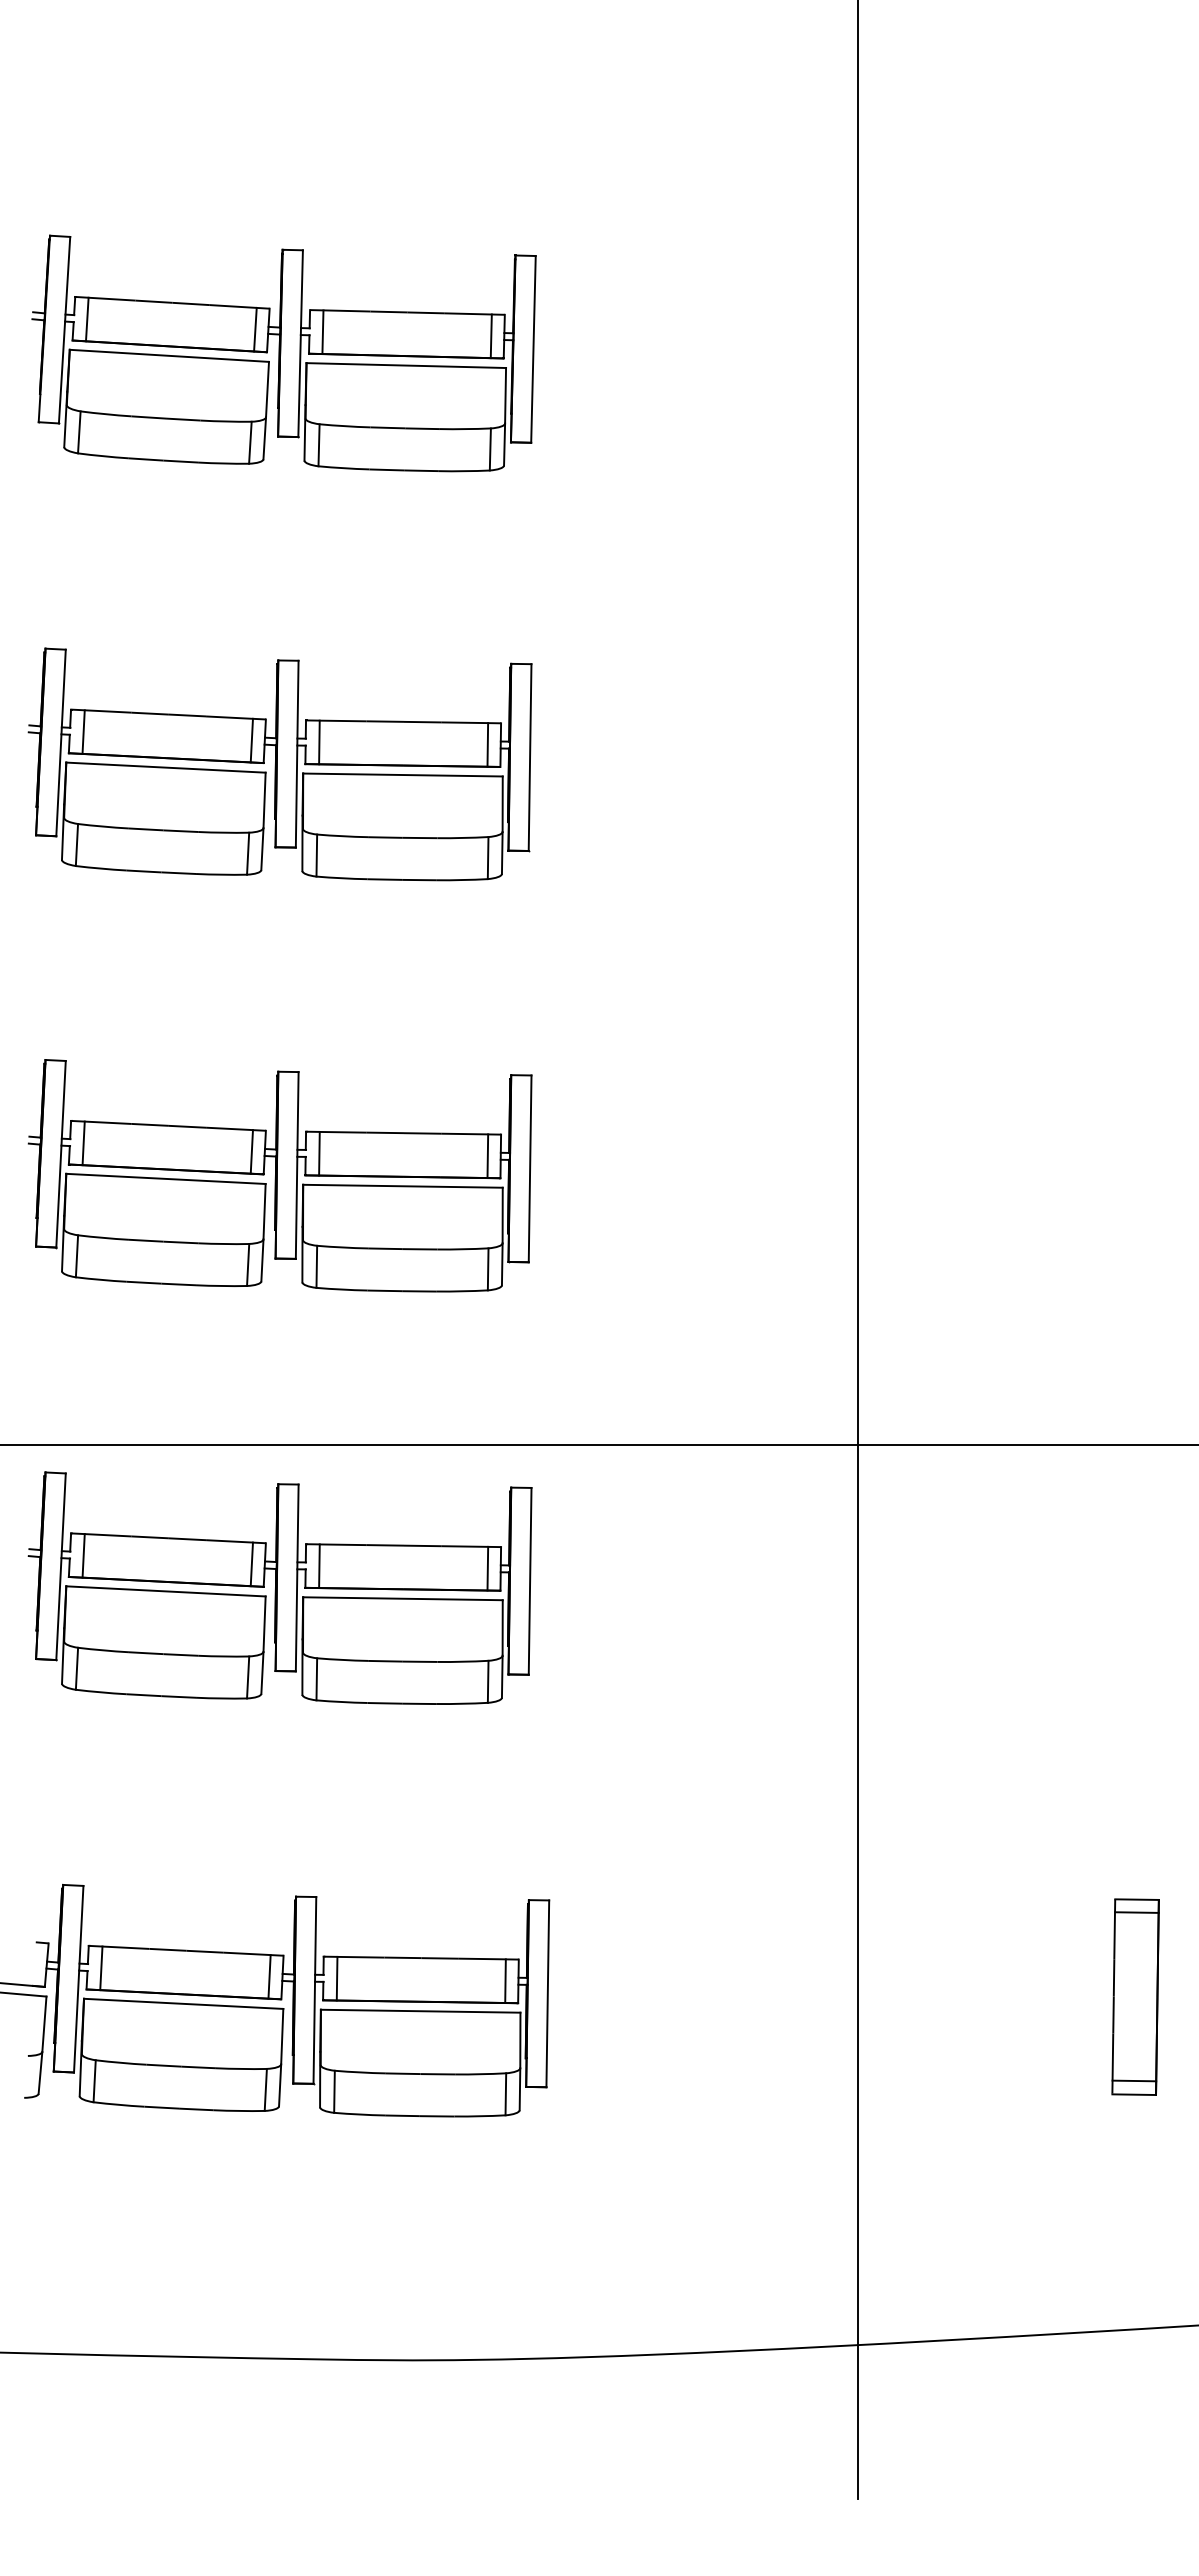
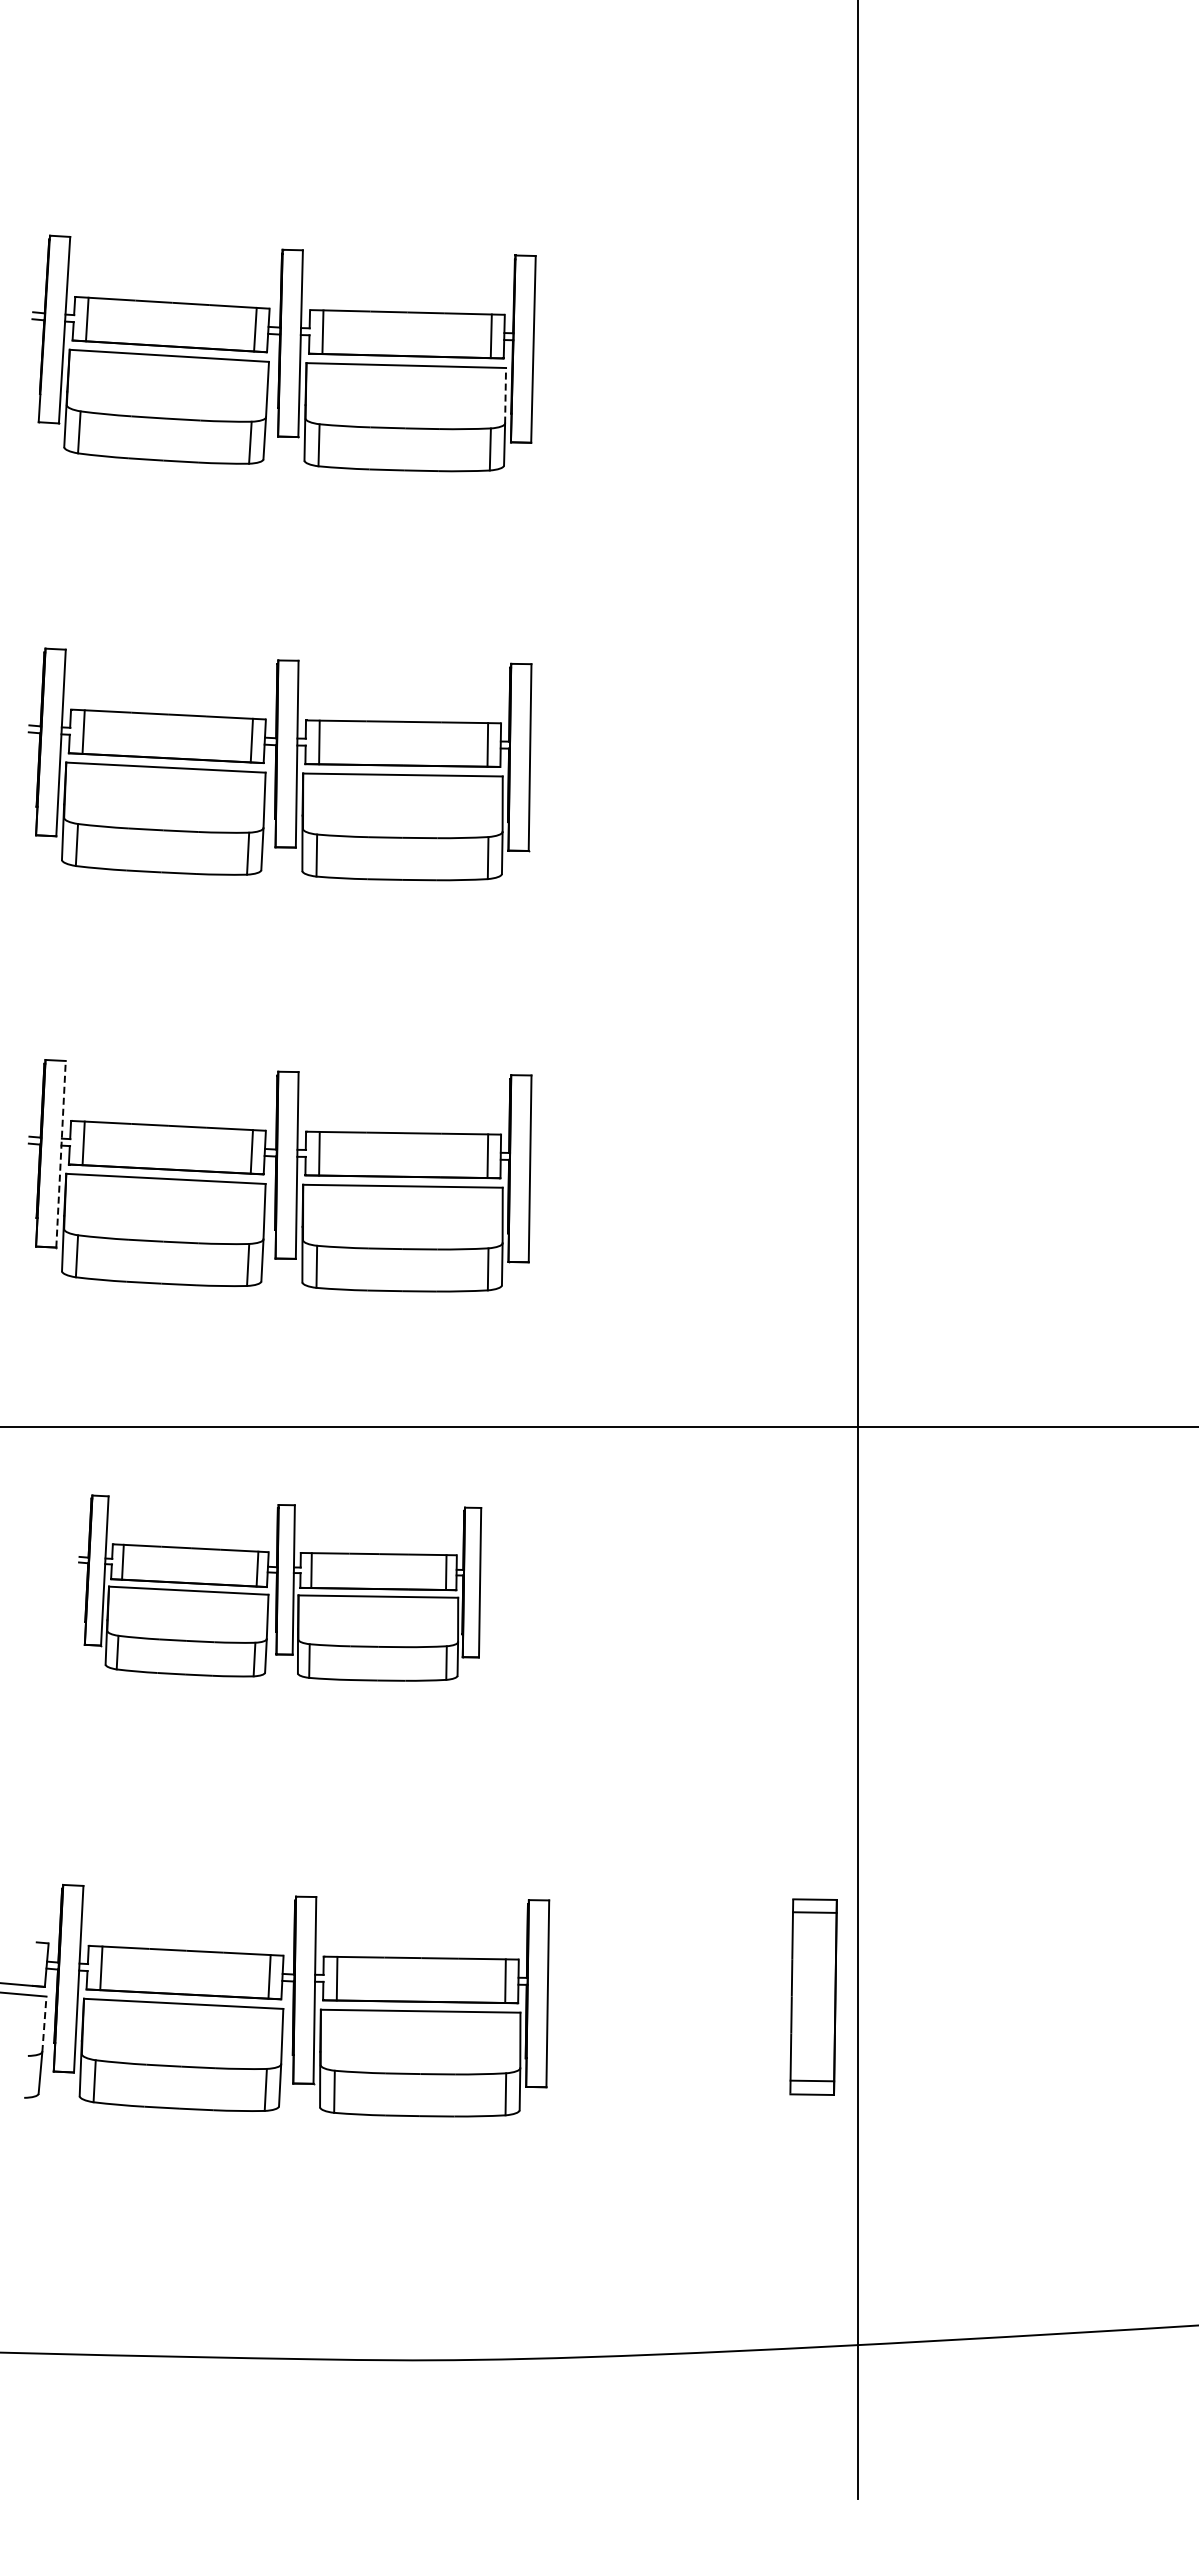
line: solid -> dashed (505, 395)
line: solid -> dashed (61, 1153)
line position: (598, 1445) -> (598, 1427) (598, 1427)
part size: 506x234 px -> 405x188 px (280, 1587)
part position: (1135, 1996) -> (813, 1996) (813, 1996)
line: solid -> dashed (44, 2024)
